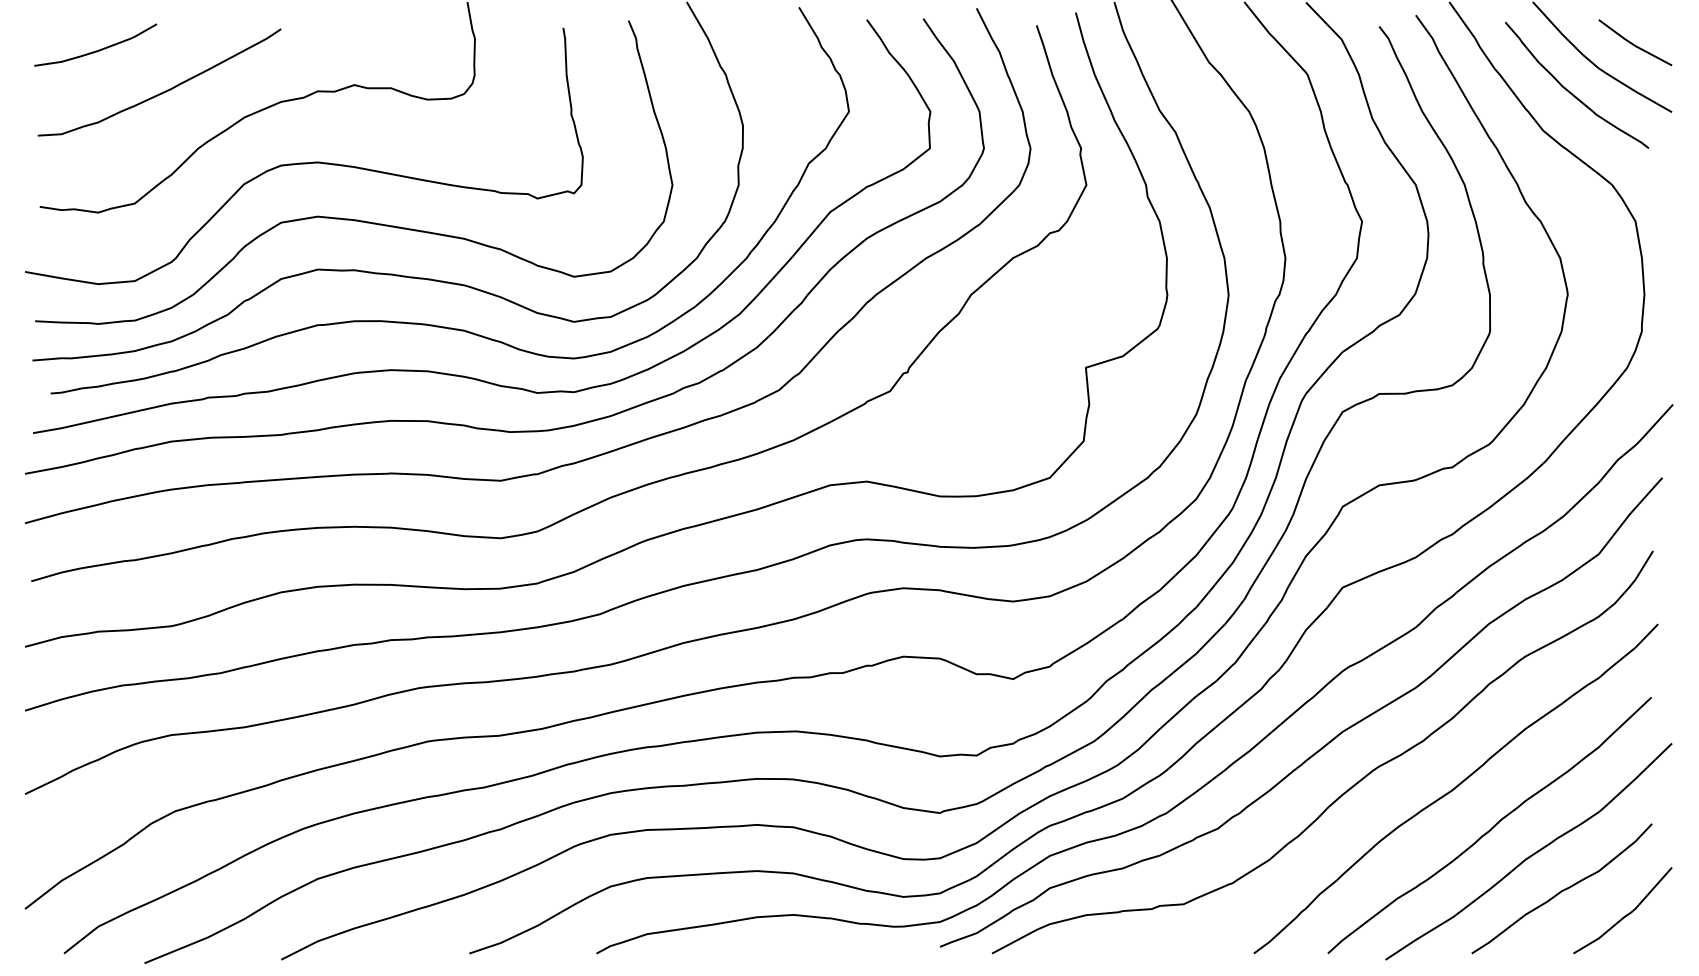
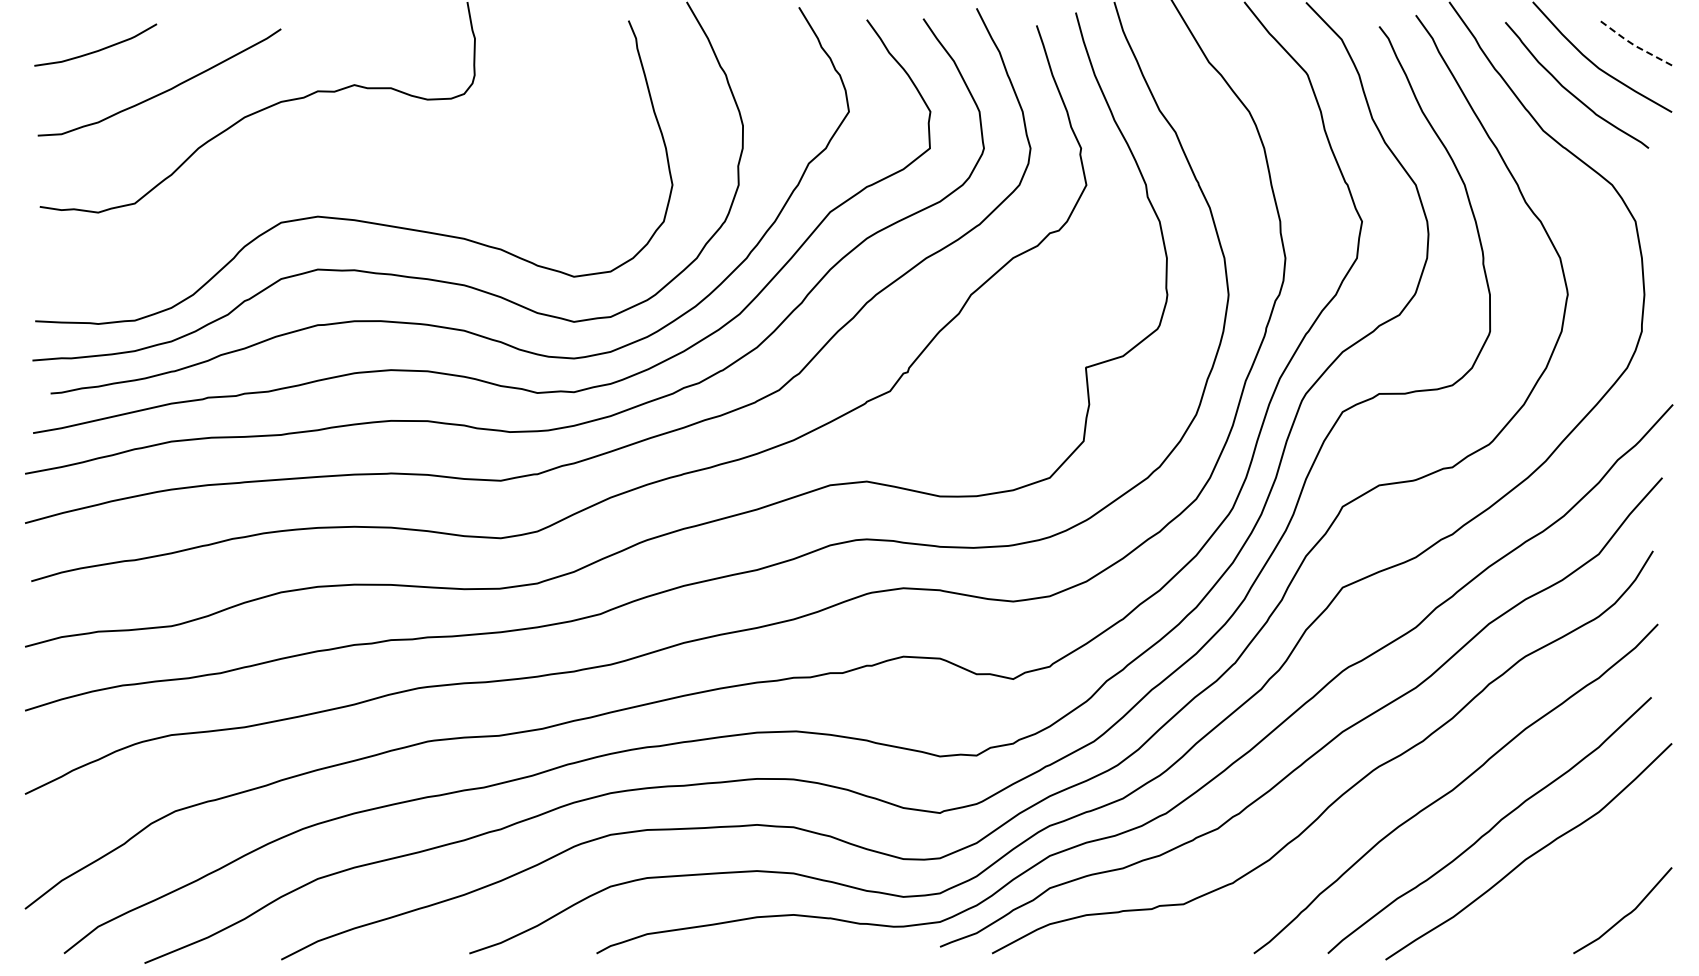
line: solid -> dashed (1633, 45)
curve: present -> none (304, 162)
curve: present -> none (1562, 889)
